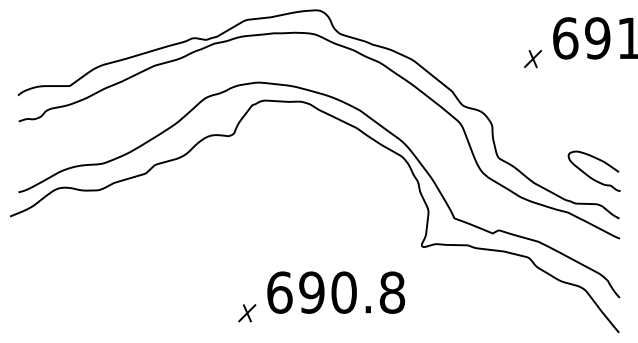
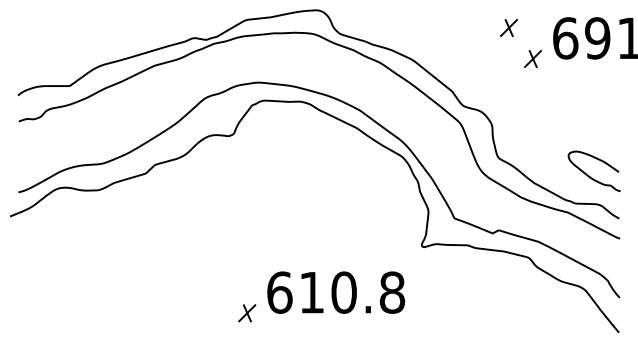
part: none -> present (508, 27)
text: 690.8 -> 610.8 (311, 292)
